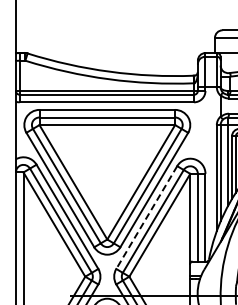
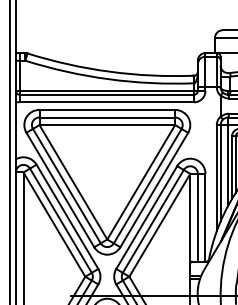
line: none -> present (9, 151)
line: dashed -> solid (146, 217)
